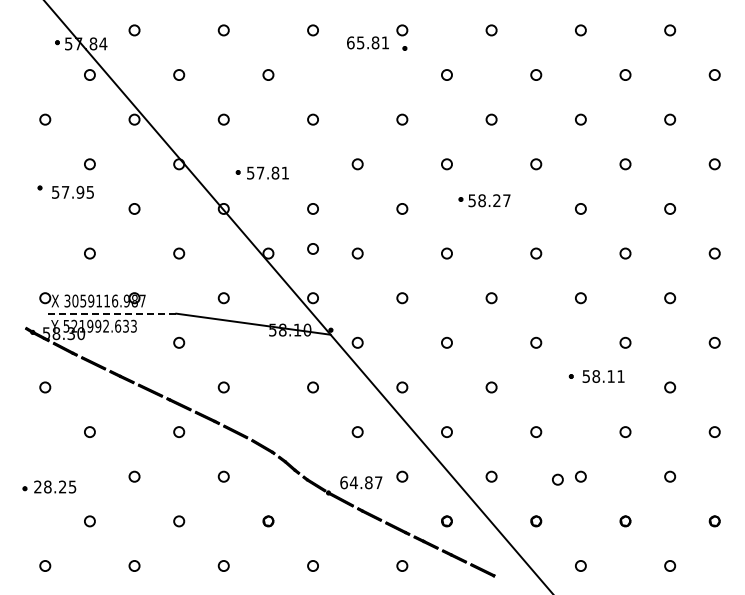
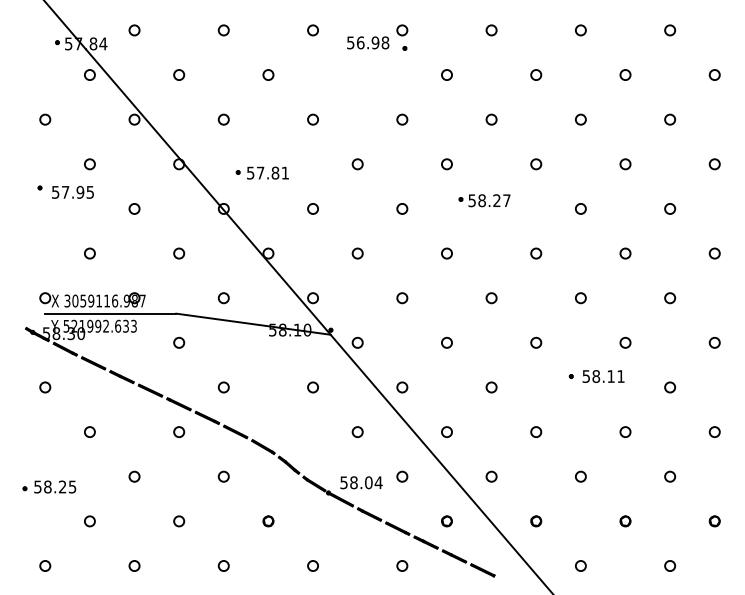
text: 65.81 -> 56.98 (368, 42)
circle: present -> none (312, 248)
line: dashed -> solid (110, 313)
circle: present -> none (557, 479)
text: 64.87 -> 58.04 (361, 482)
text: 28.25 -> 58.25 (37, 486)
